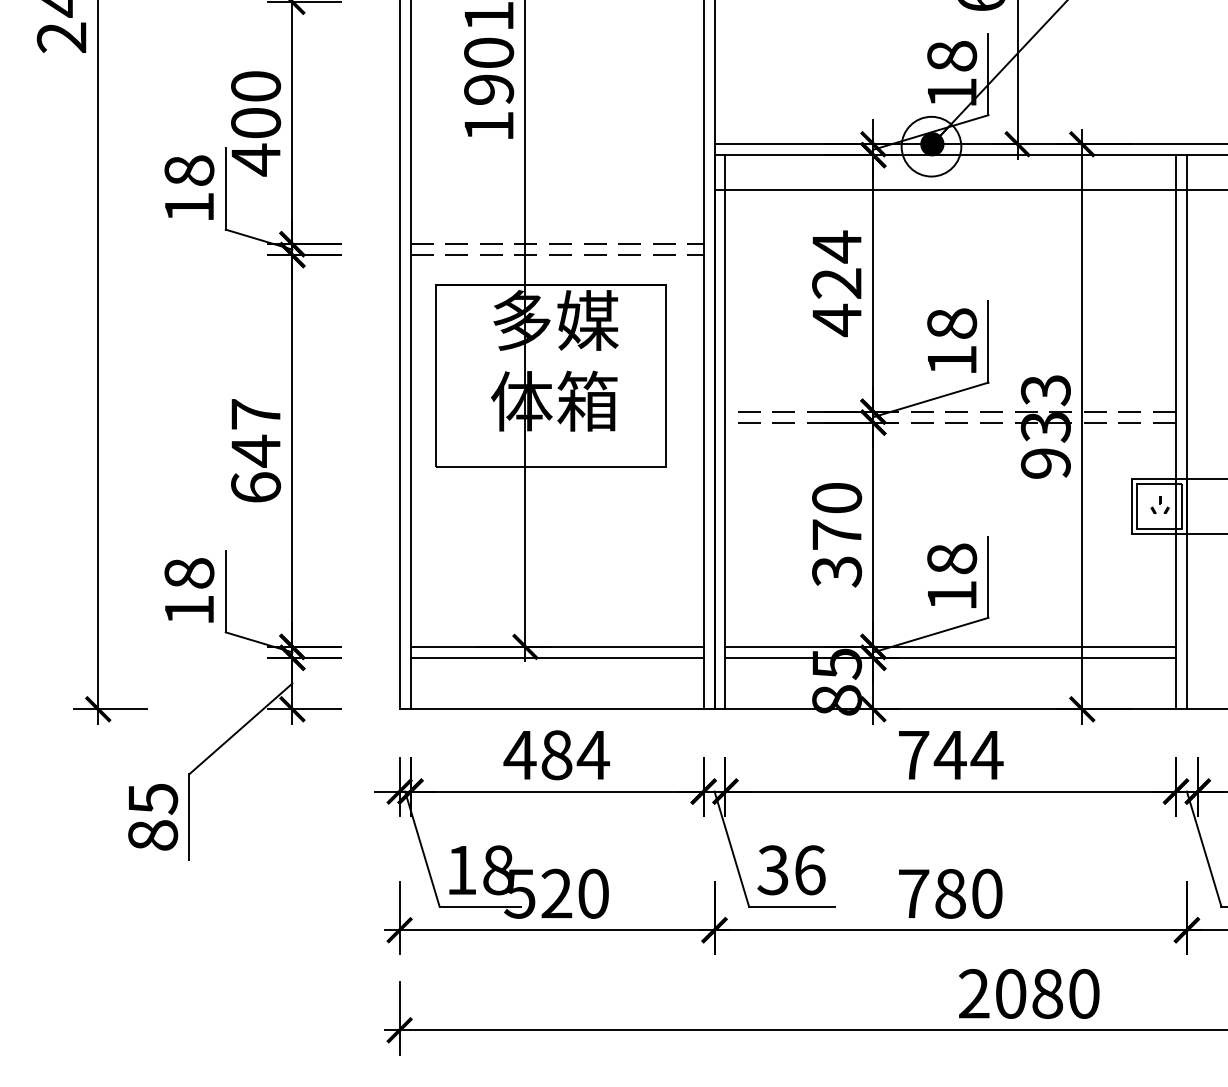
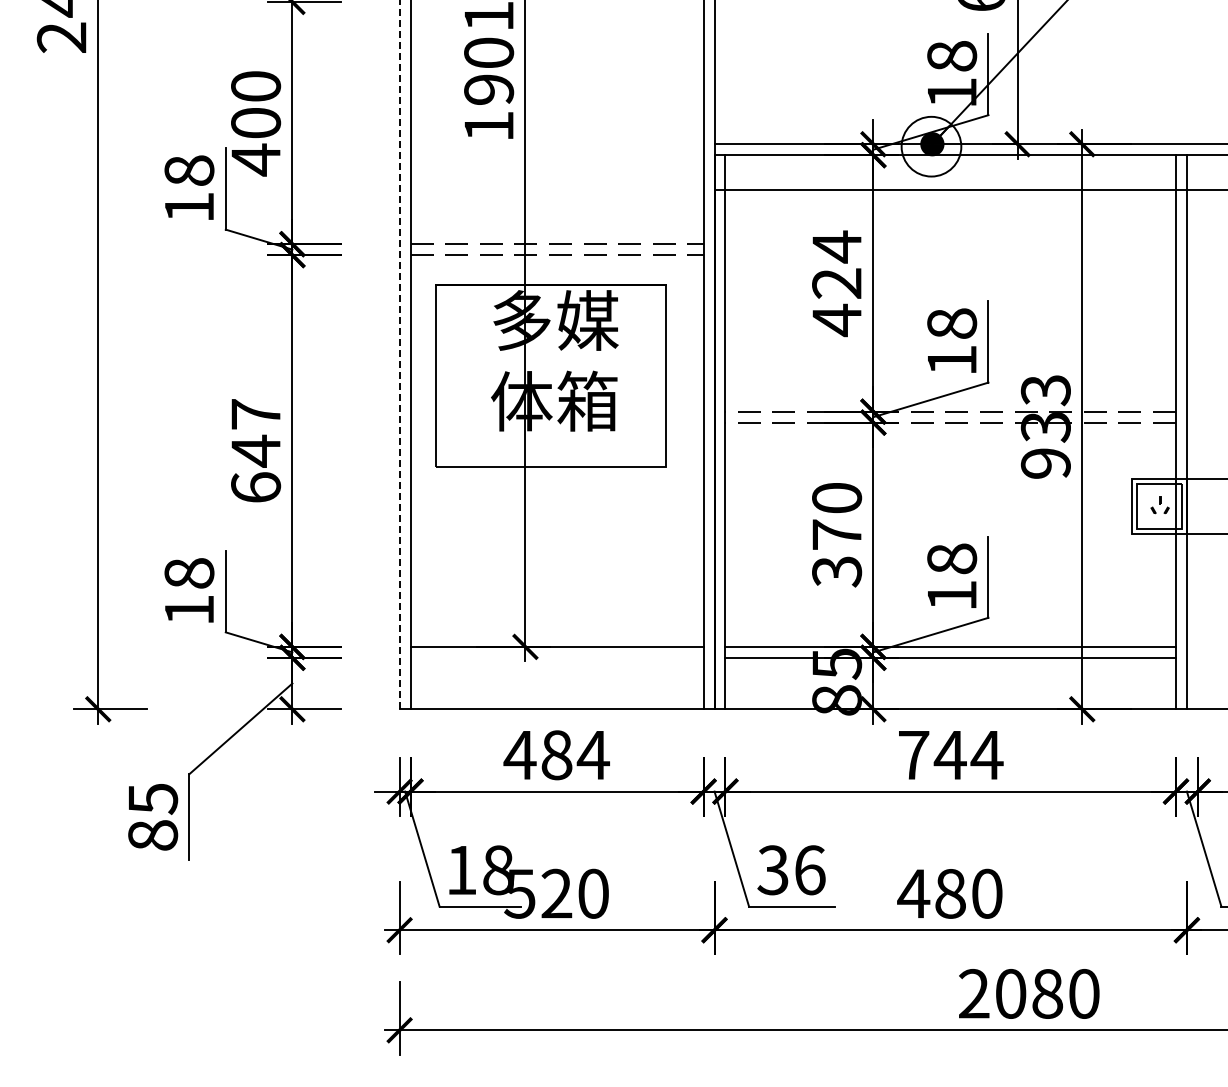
line: solid -> dashed (399, 354)
line: present -> none (556, 657)
text: 780 -> 480 (913, 893)
